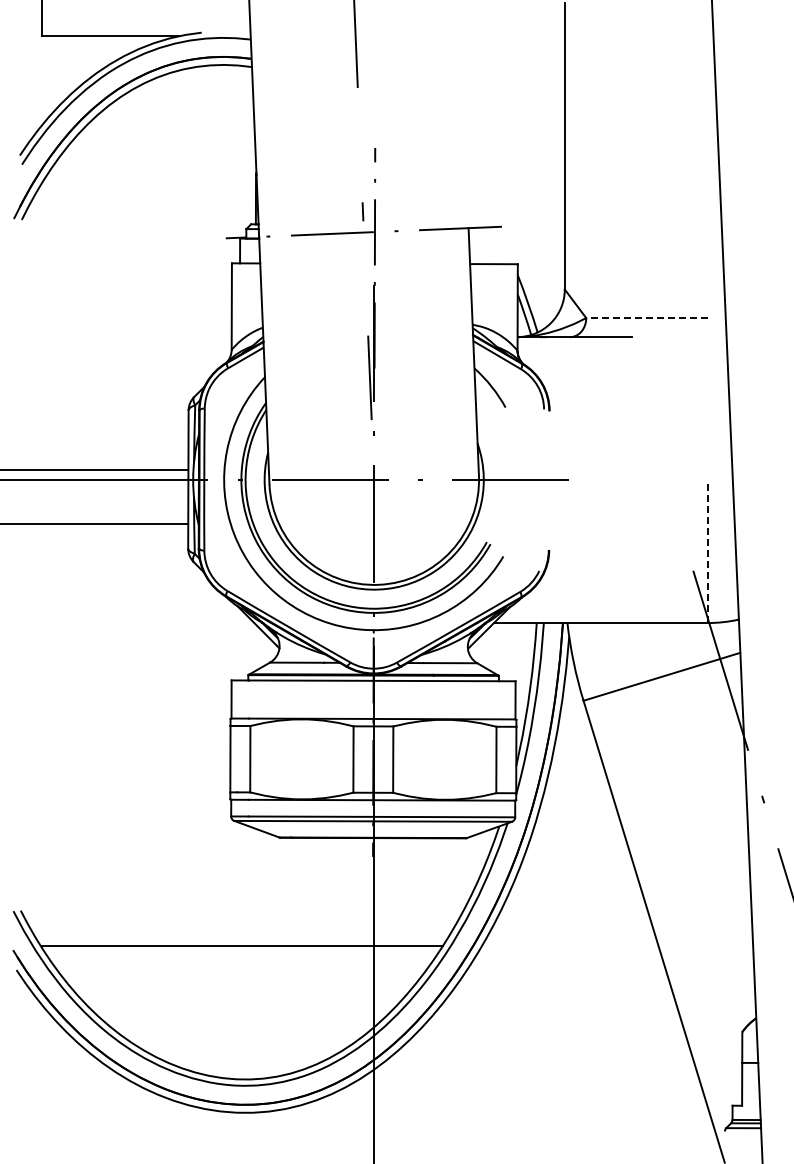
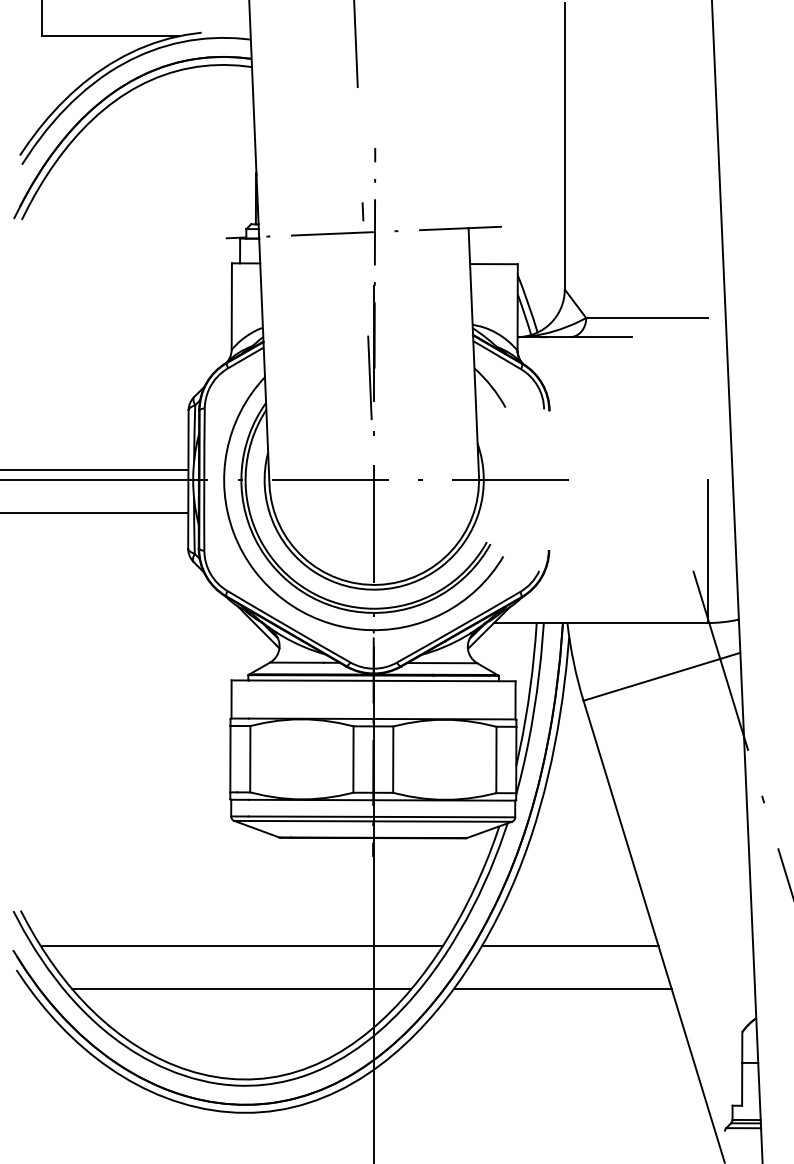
line: dashed -> solid (647, 318)
line position: (95, 523) -> (95, 512) (95, 512)
line: dashed -> solid (707, 551)
line: none -> present (569, 946)
line: none -> present (241, 989)
line: none -> present (562, 989)
